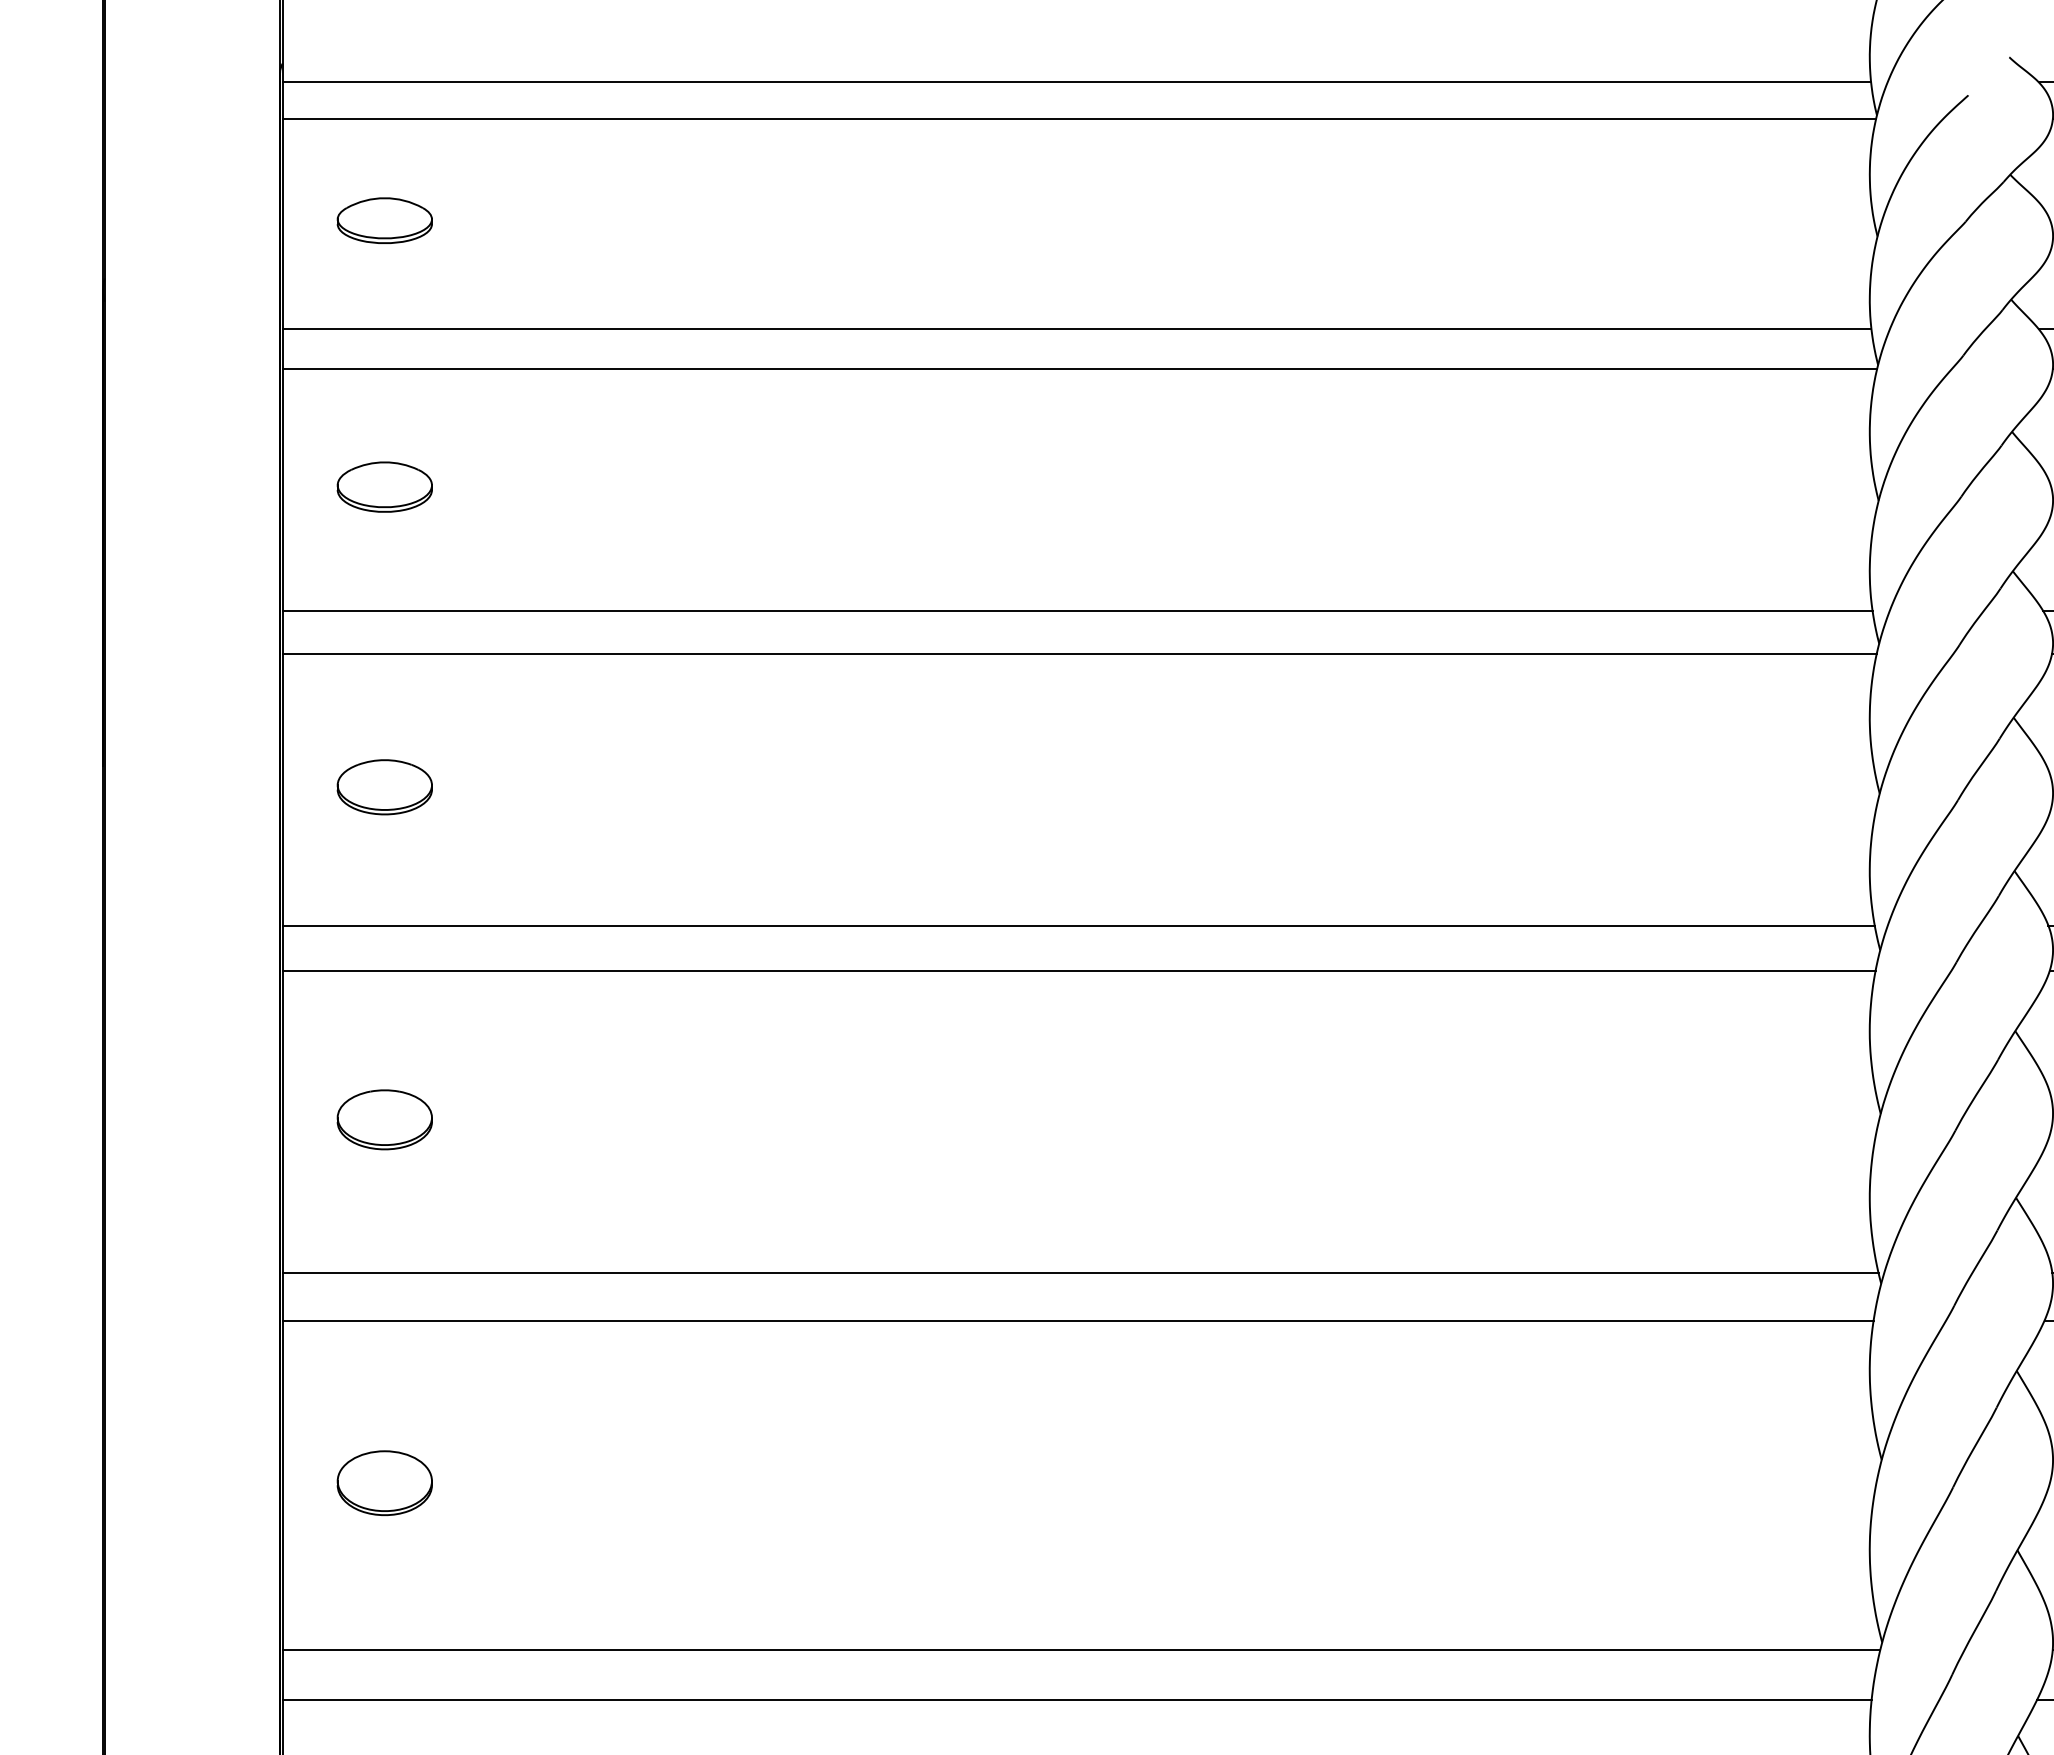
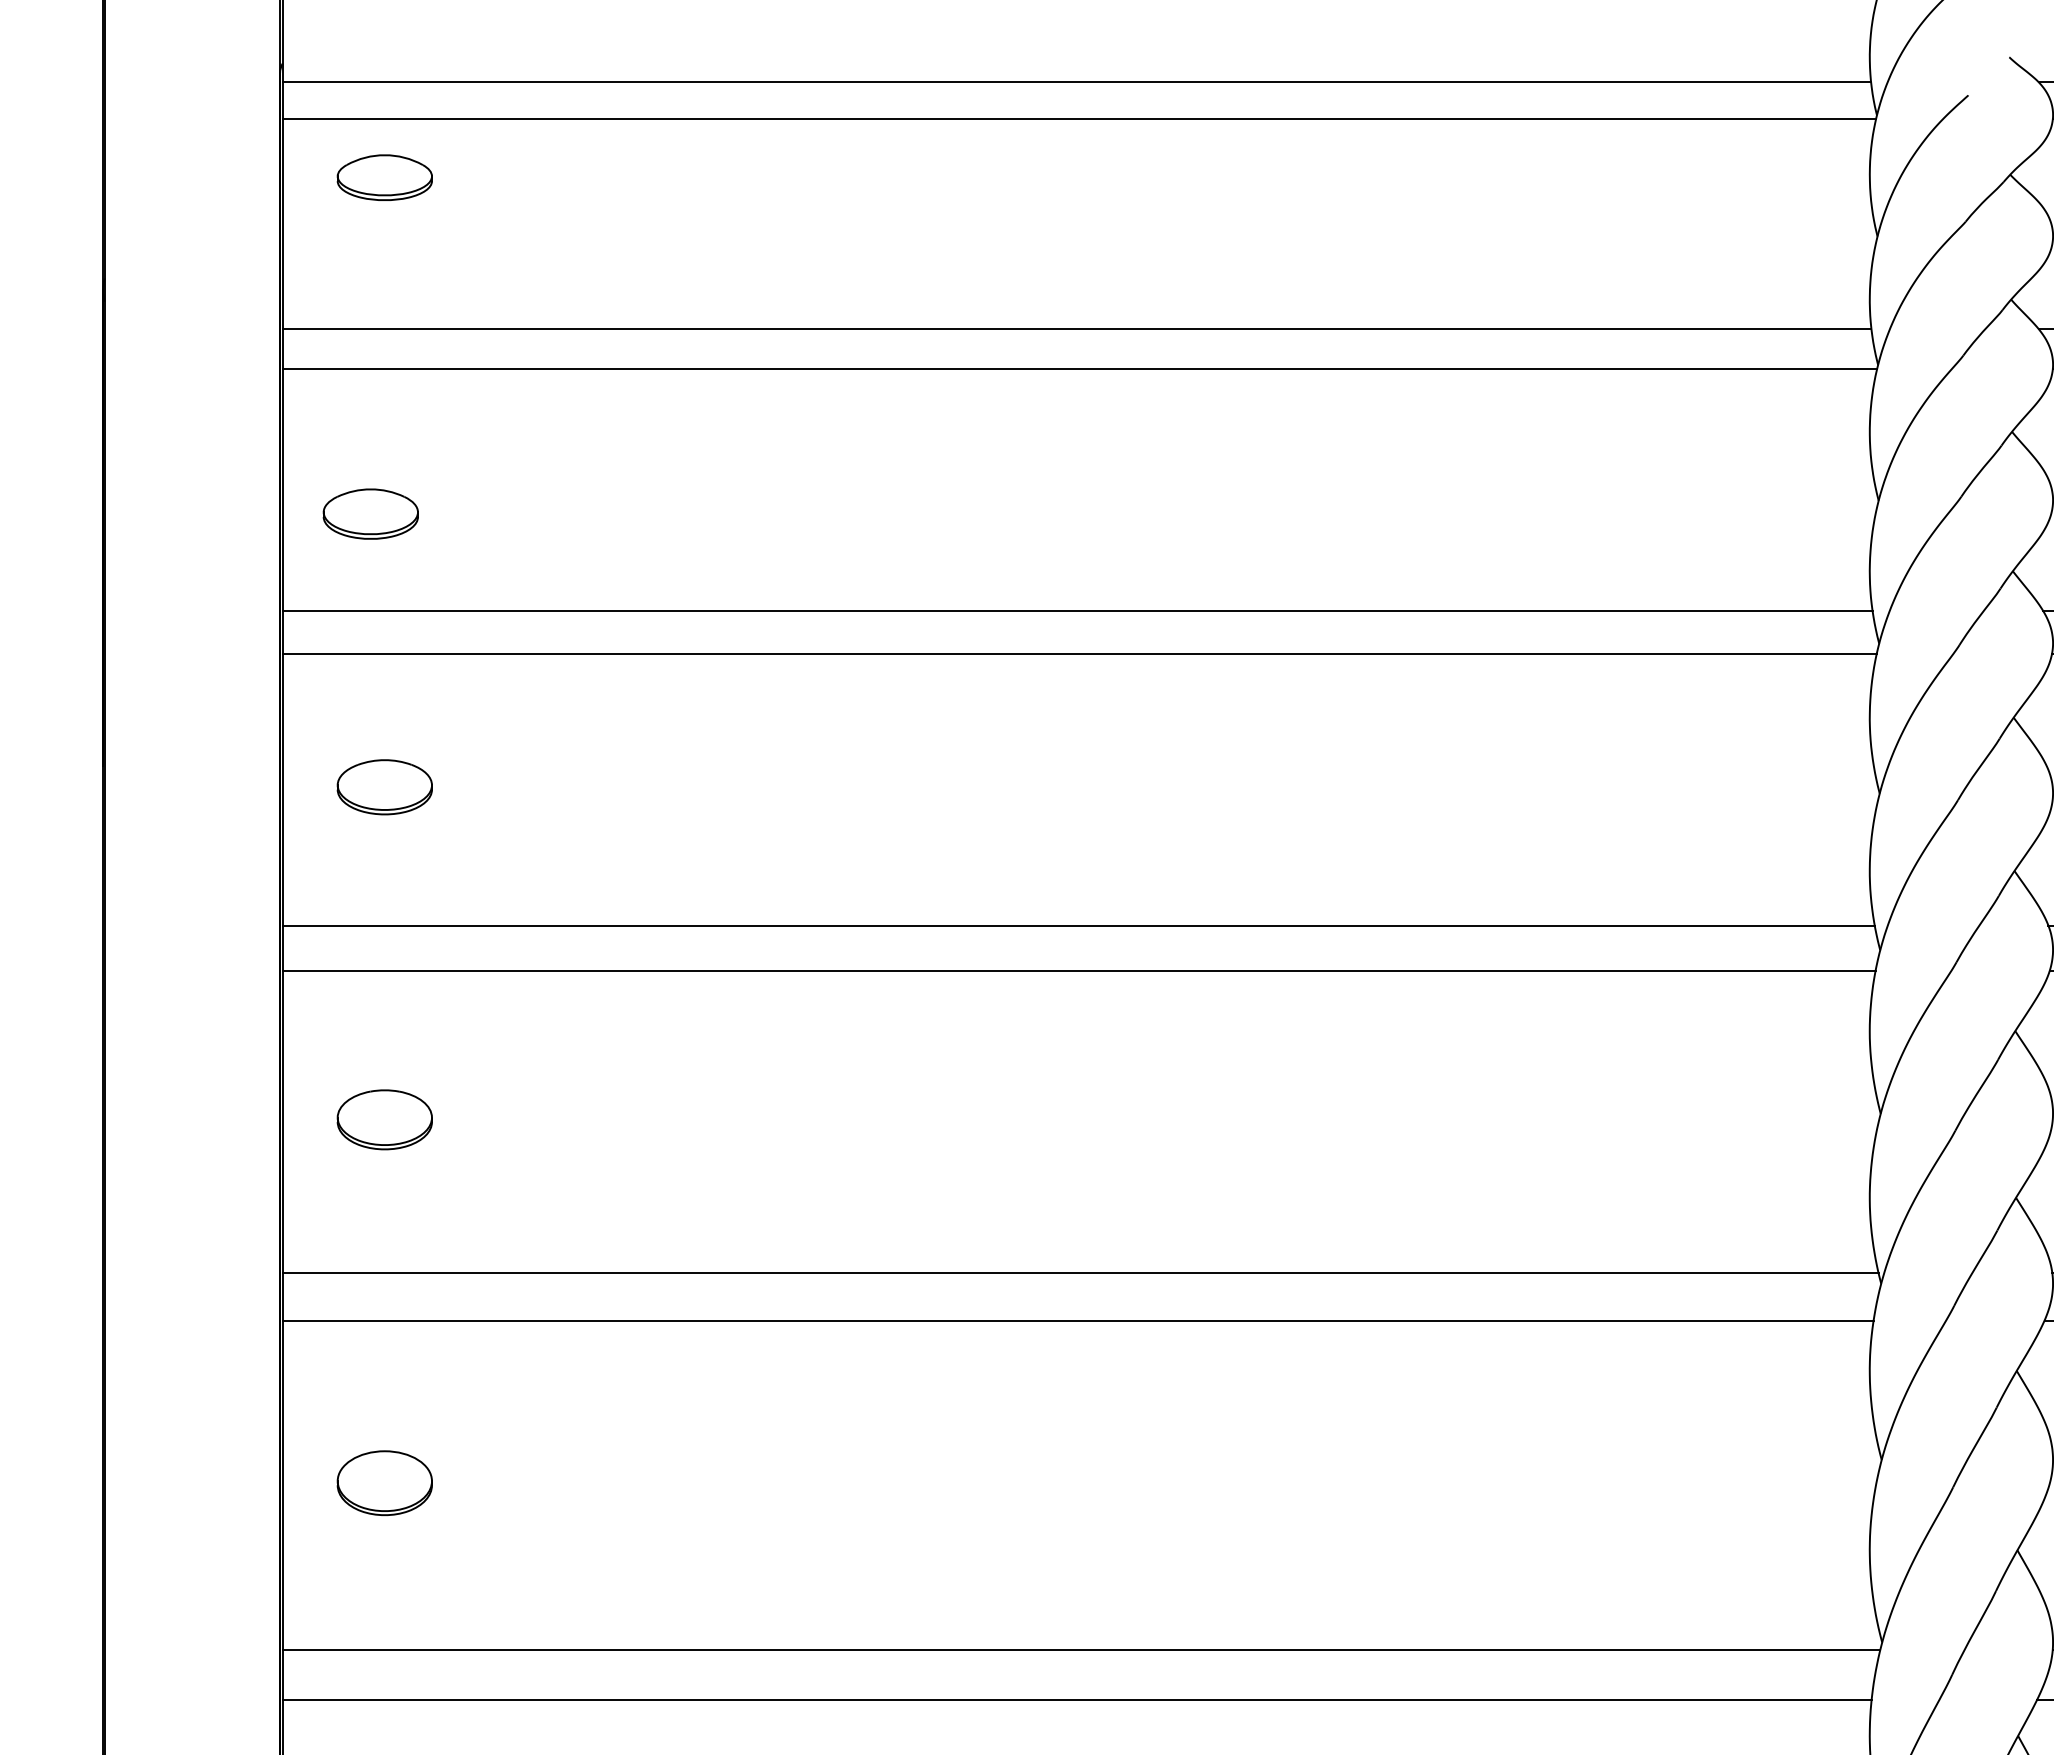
part position: (384, 220) -> (384, 177) (384, 177)
part position: (384, 486) -> (370, 513) (370, 513)
